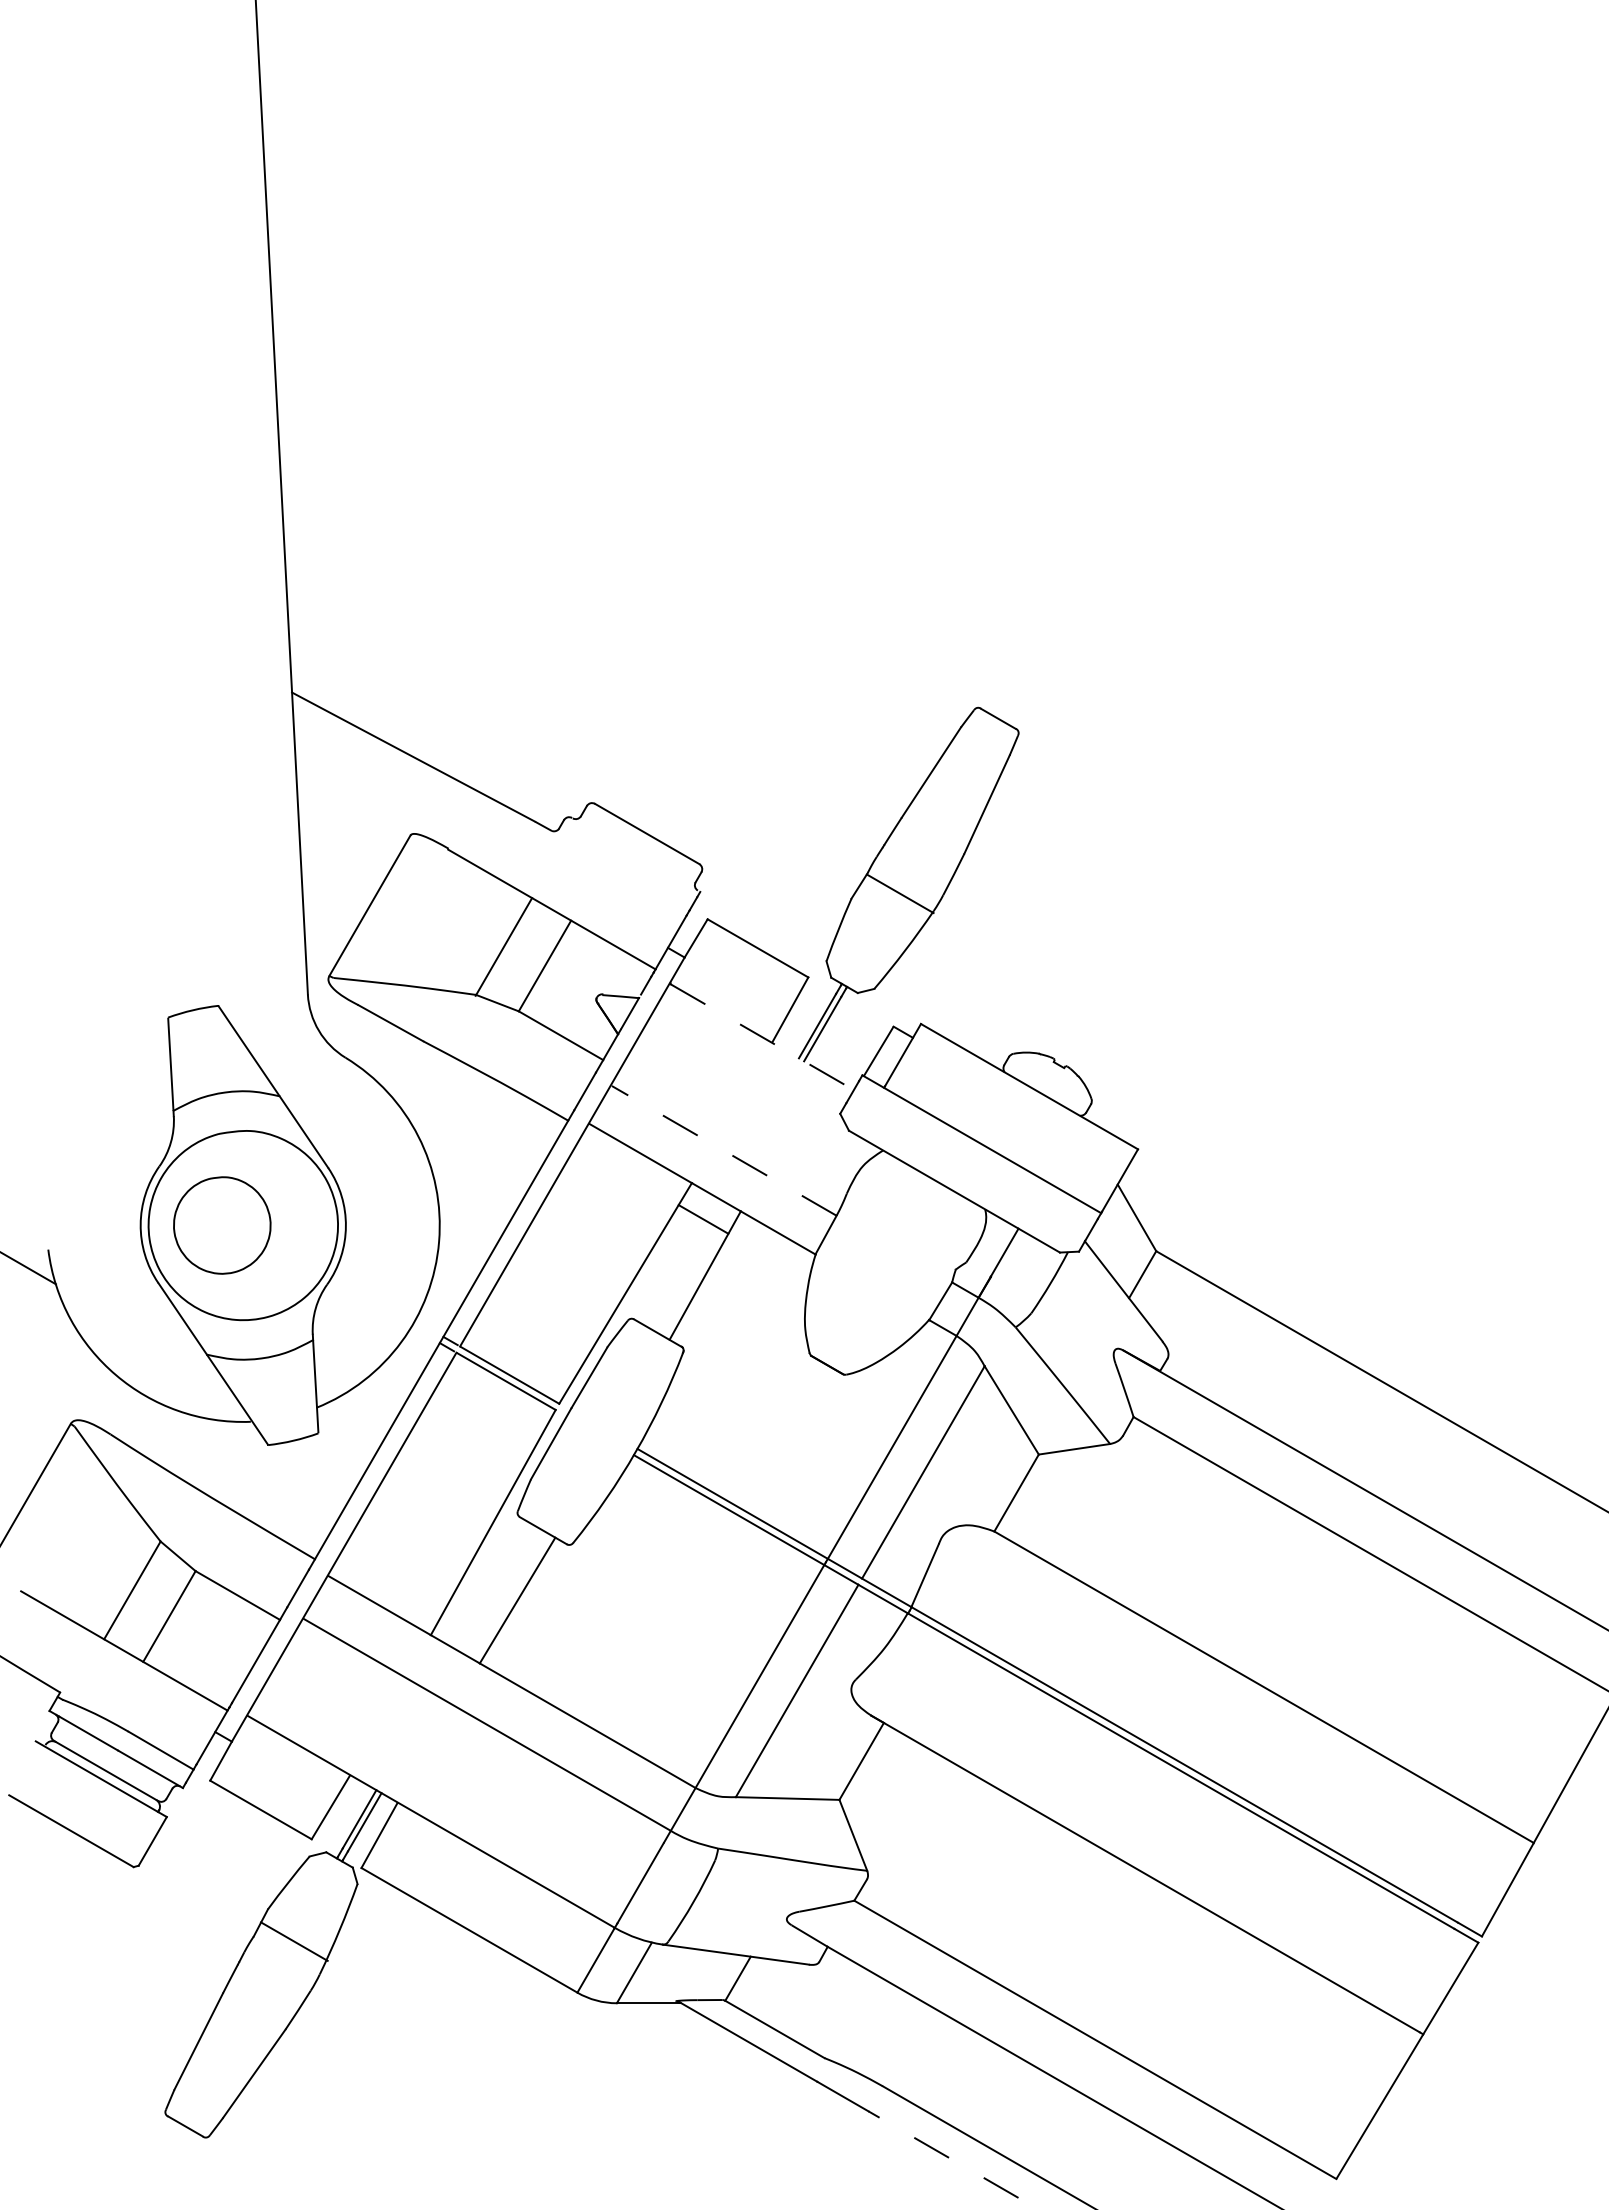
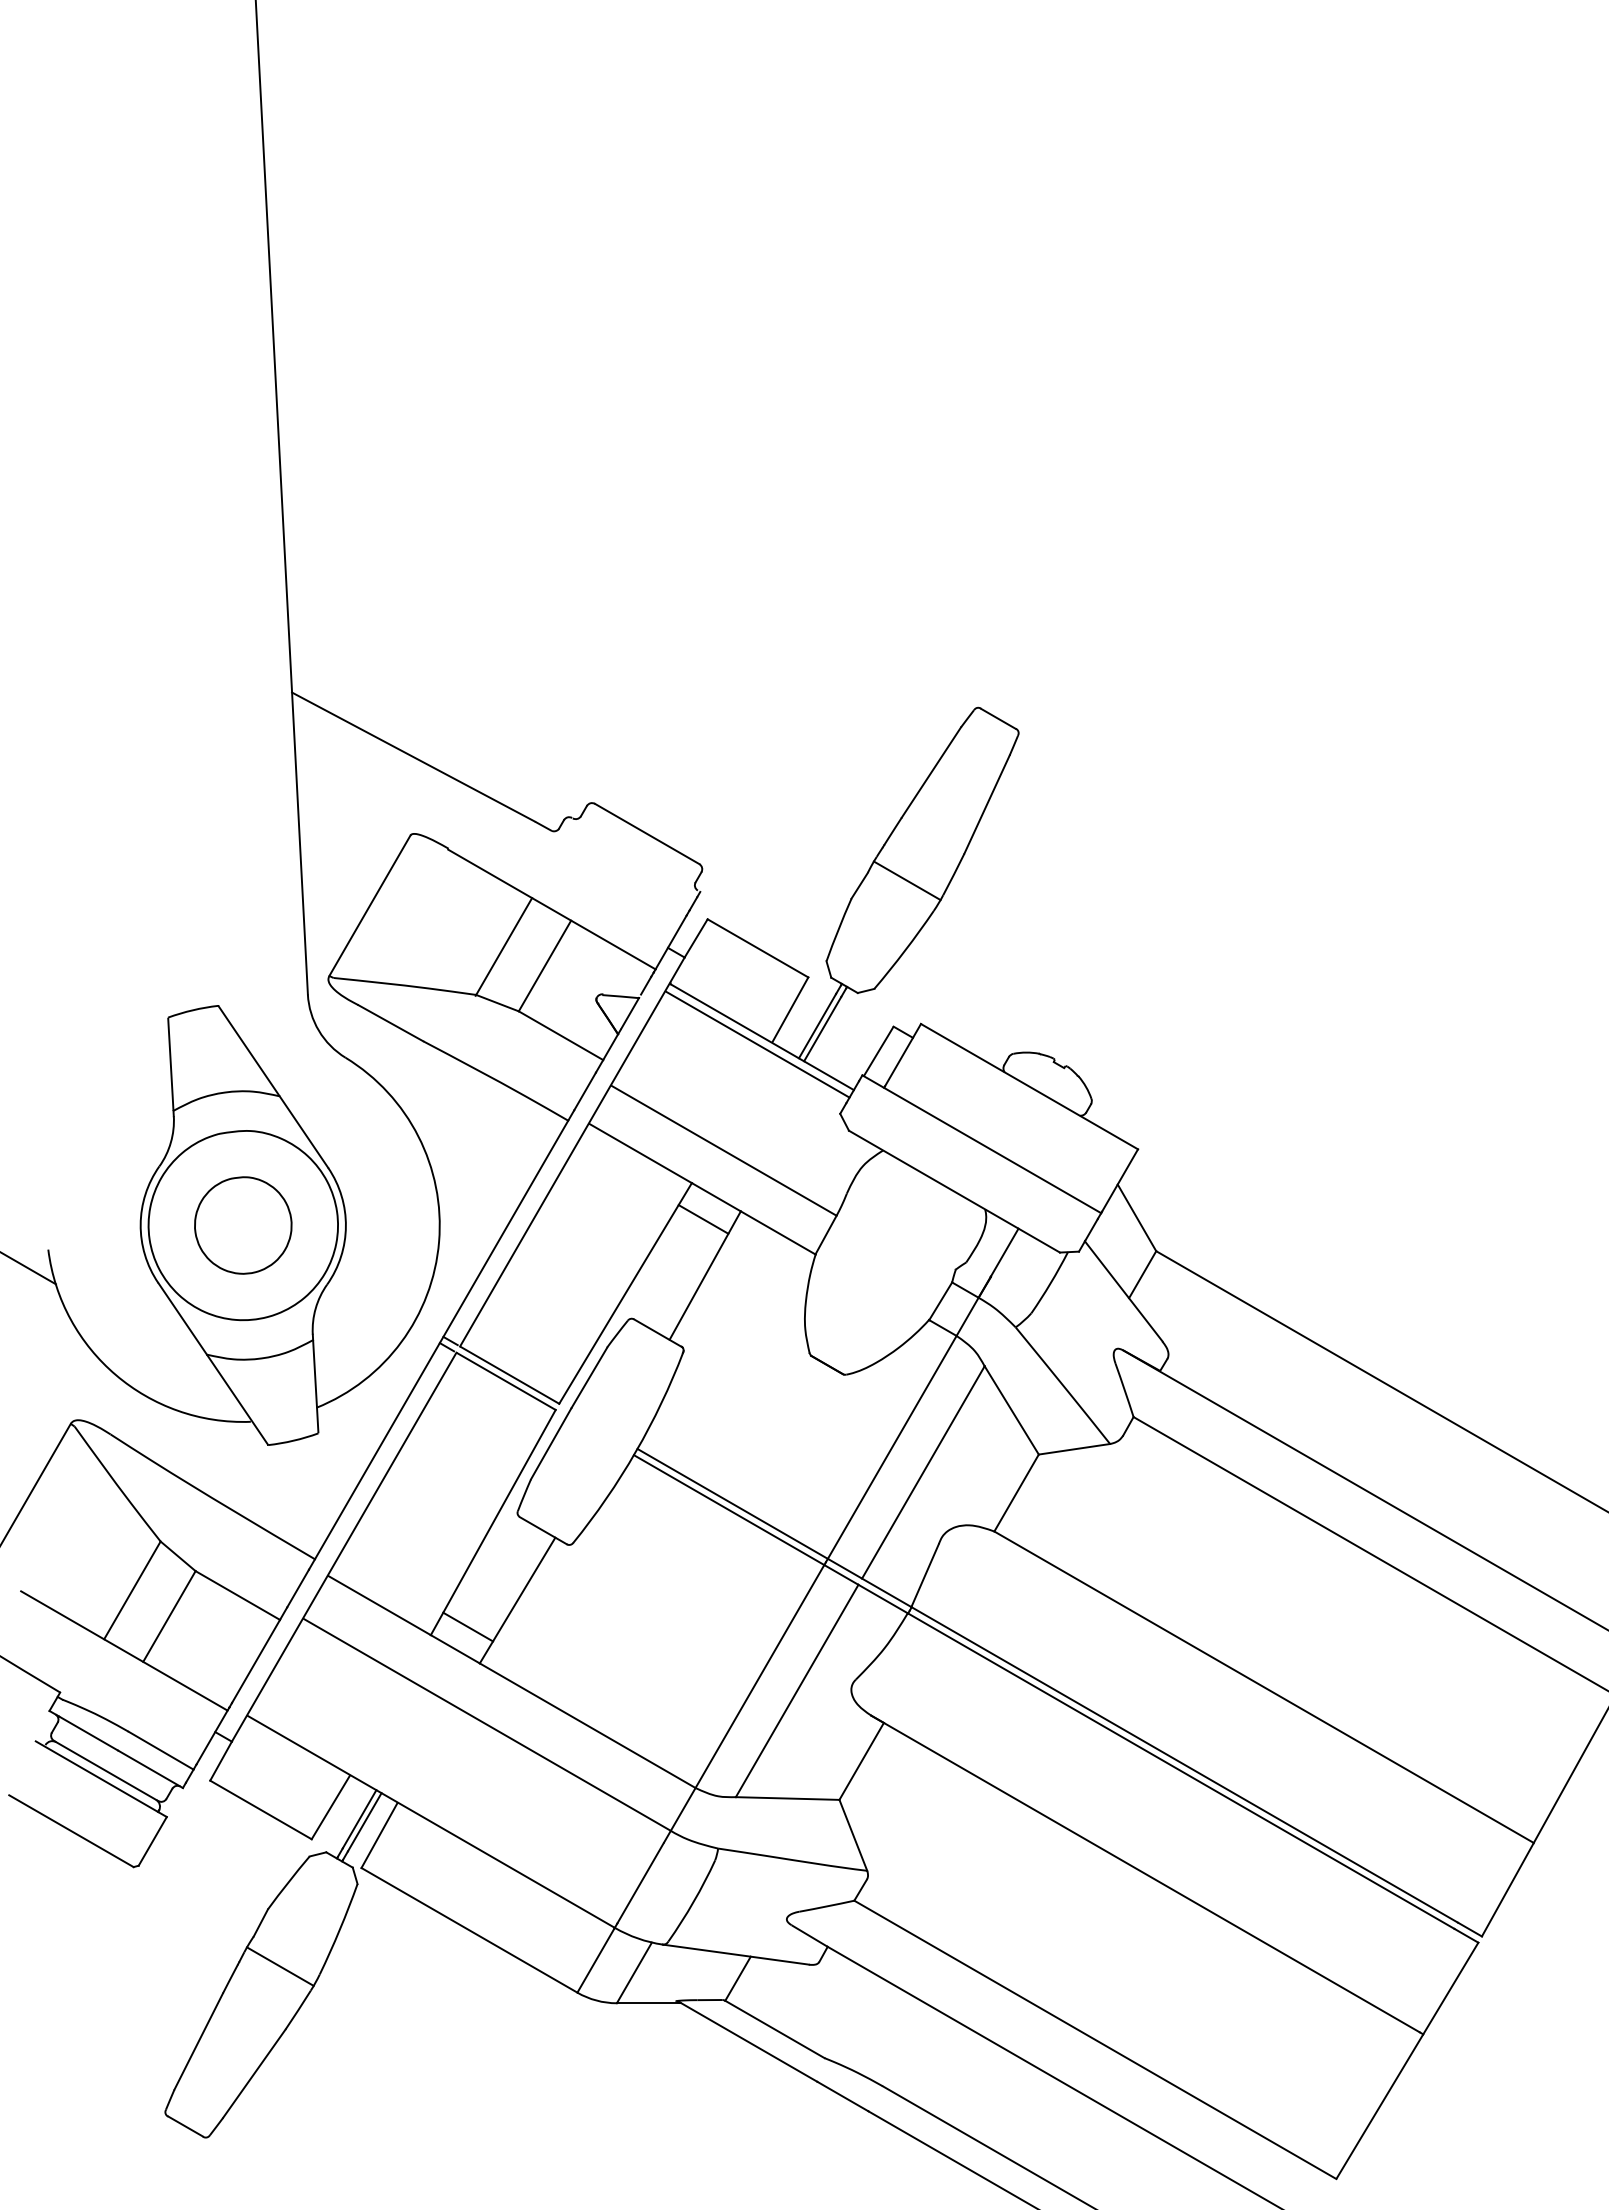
line position: (899, 893) -> (906, 880) (906, 880)
line: dashed -> solid (762, 1037)
line: none -> present (757, 1044)
line: dashed -> solid (724, 1150)
part position: (222, 1225) -> (243, 1225) (243, 1225)
line: none -> present (468, 1626)
line position: (294, 1941) -> (280, 1966) (280, 1966)
line: dashed -> solid (953, 2160)
